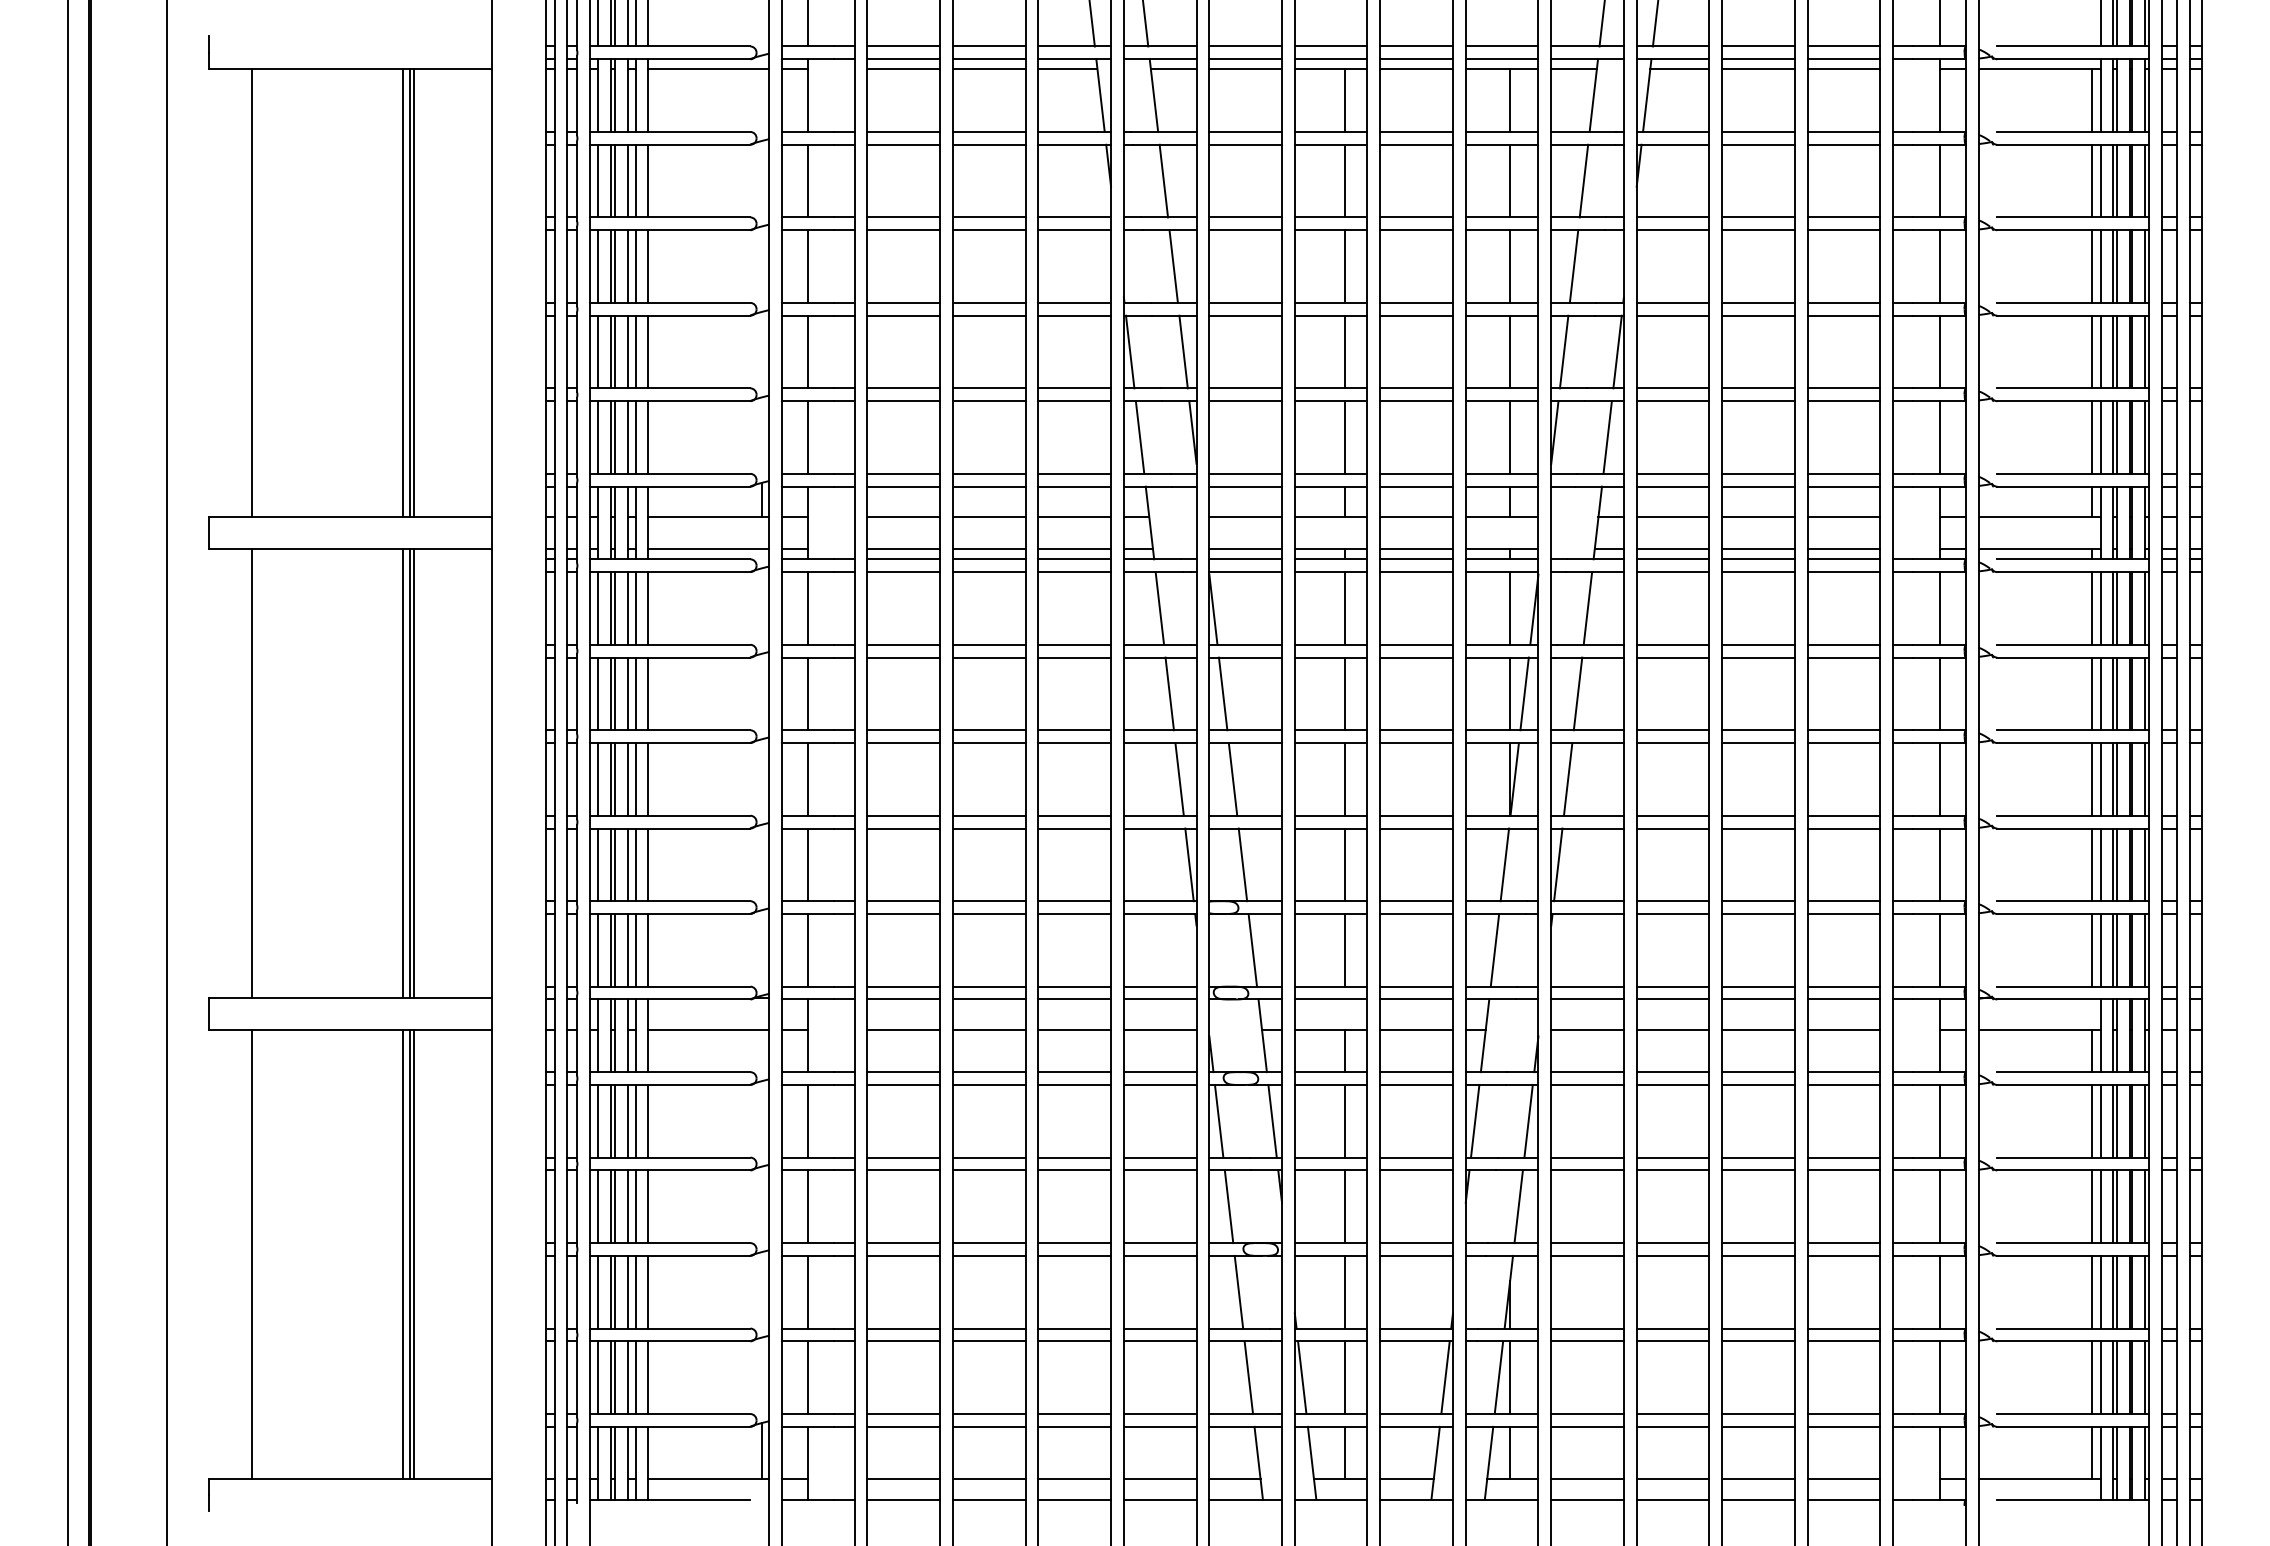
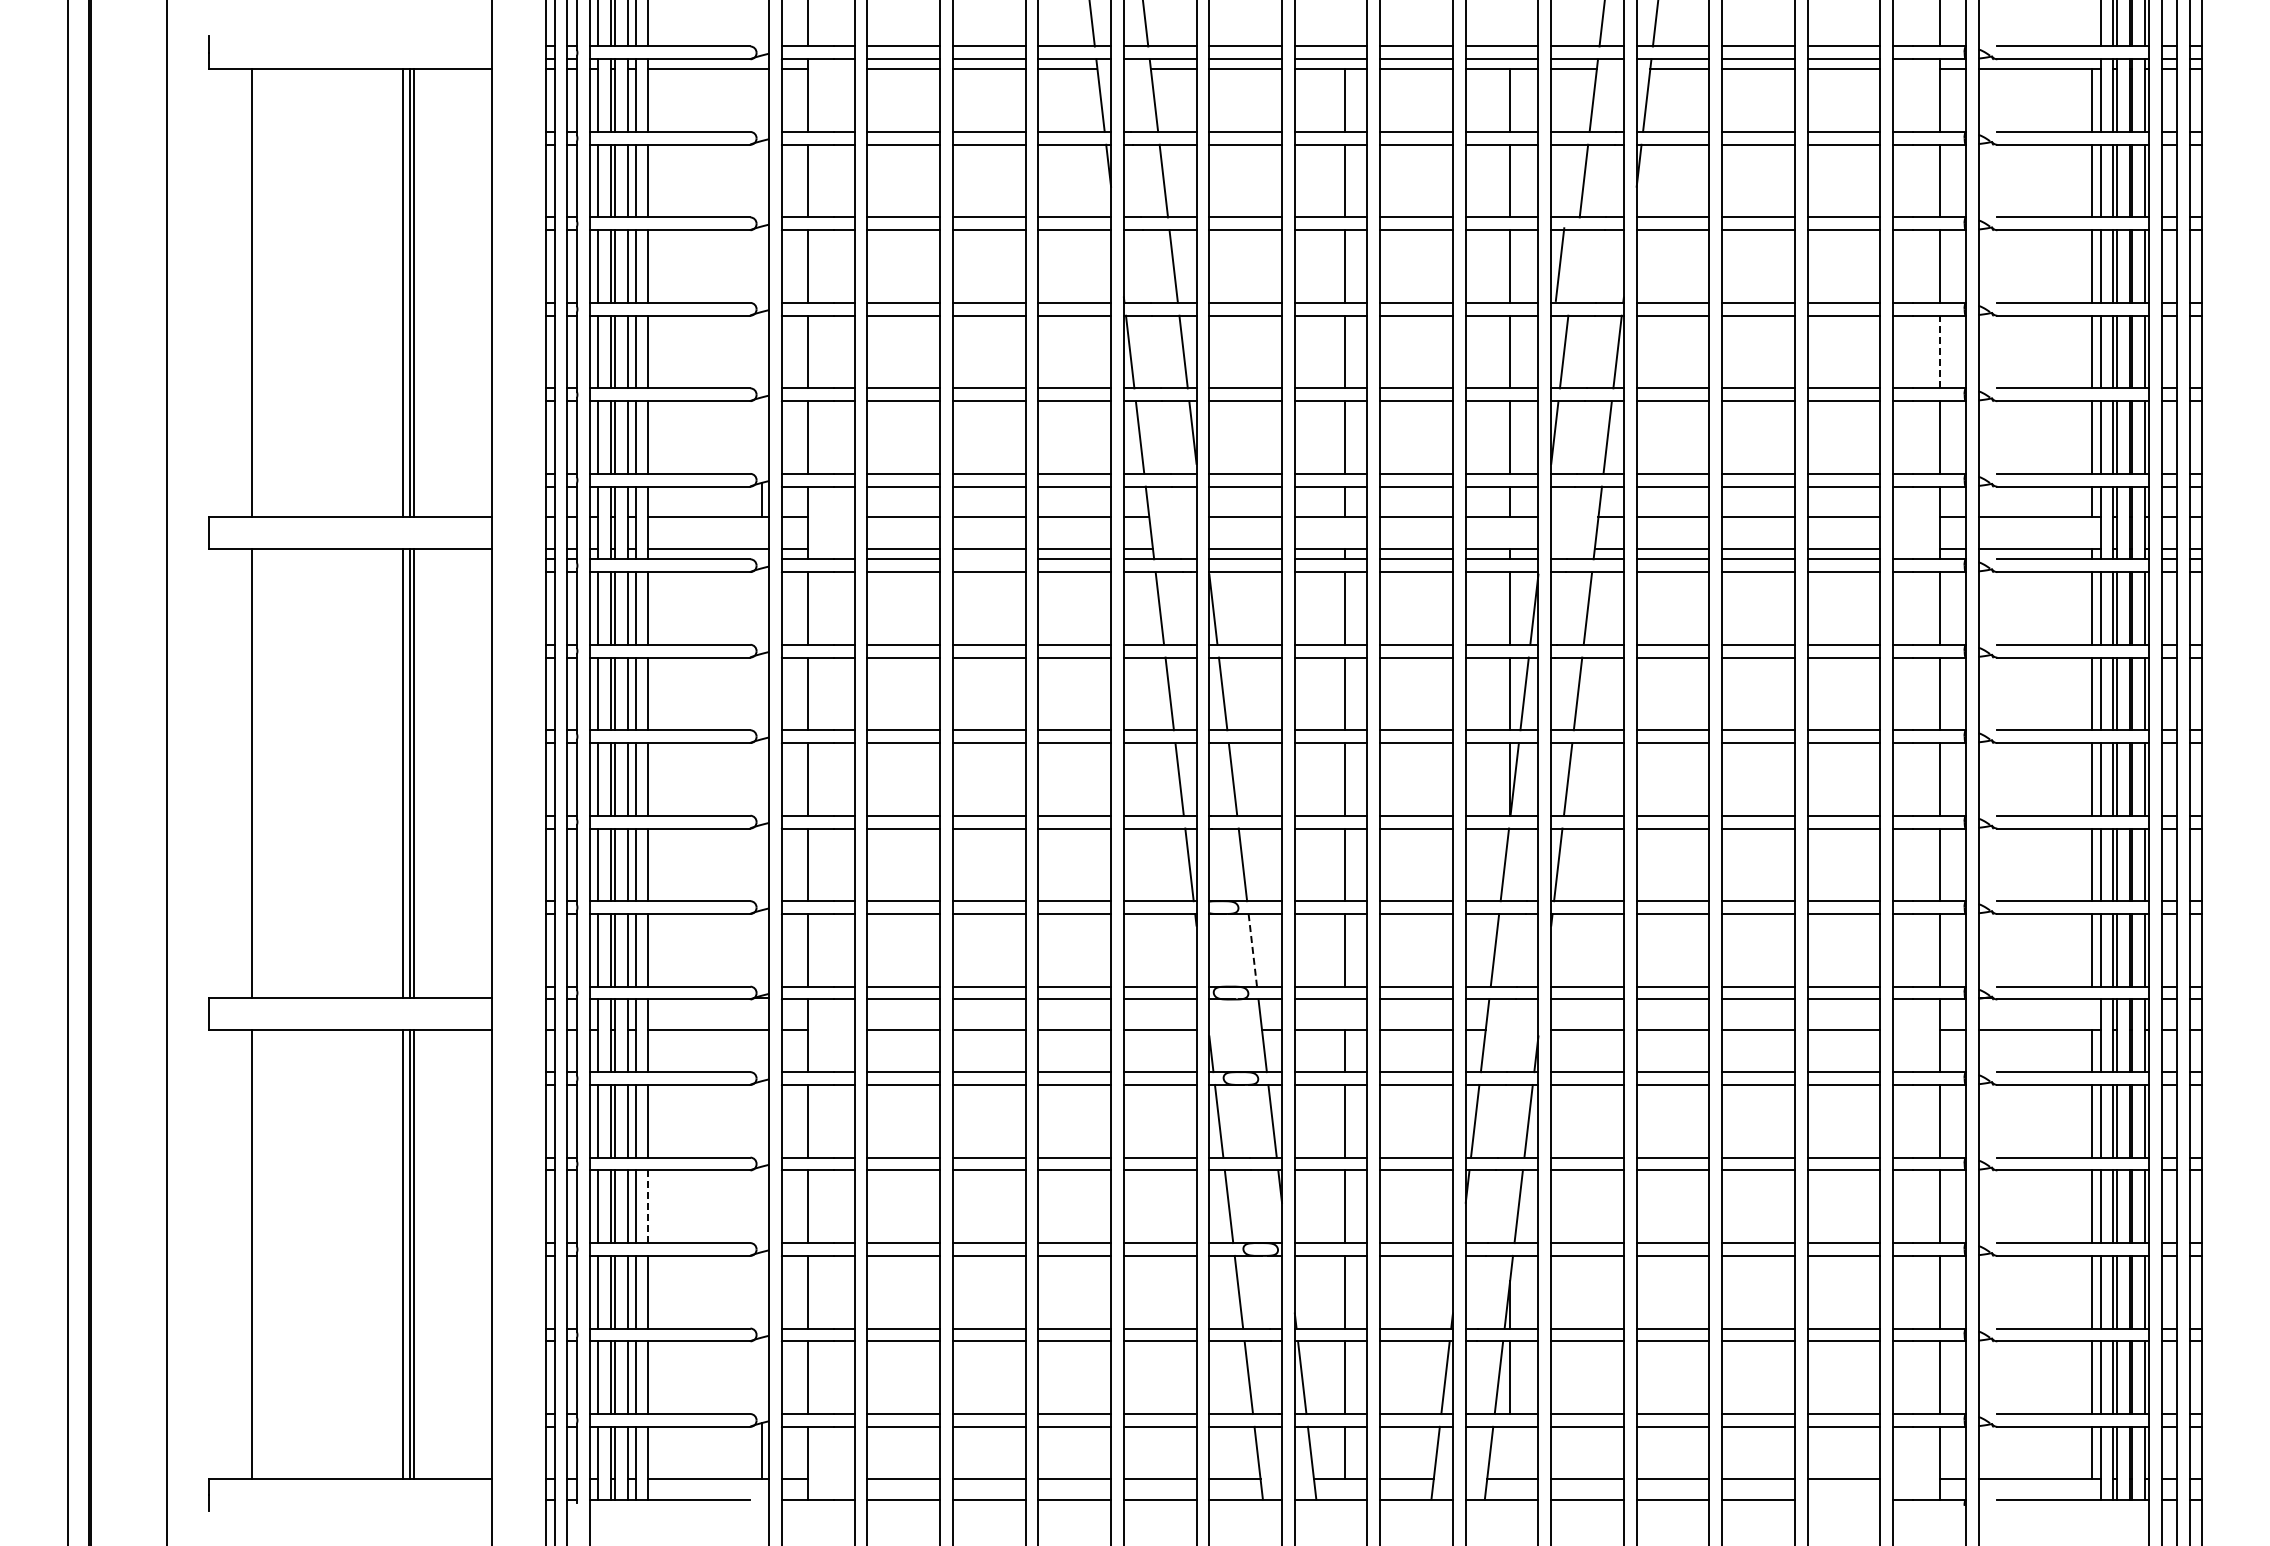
line position: (1573, 266) -> (1559, 264) (1559, 264)
line: solid -> dashed (1940, 351)
line: present -> none (988, 559)
line: solid -> dashed (1252, 950)
line: solid -> dashed (648, 1206)
line: present -> none (1510, 1452)
line: present -> none (1843, 1499)
